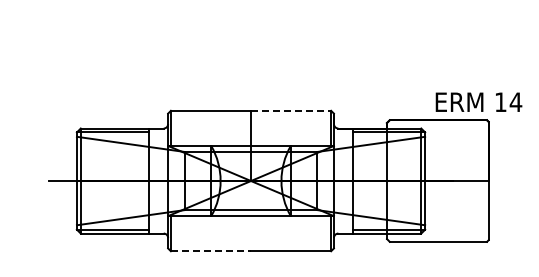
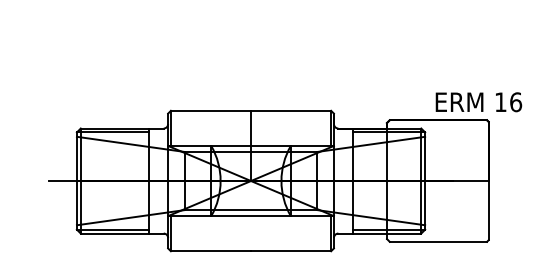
text: 14 -> 16 (515, 102)
line: dashed -> solid (291, 110)
line: dashed -> solid (211, 251)
